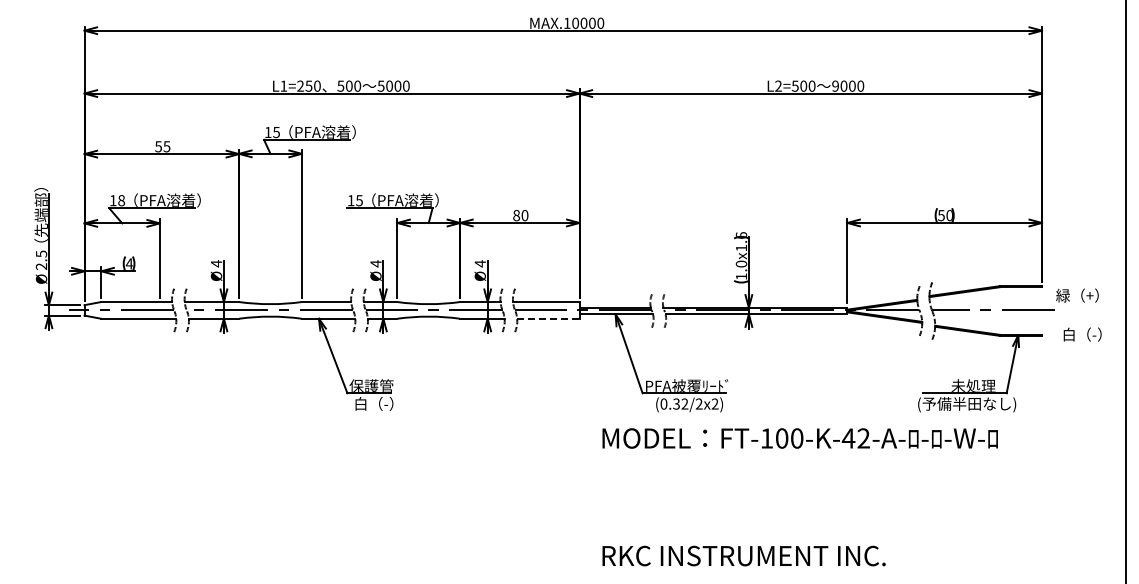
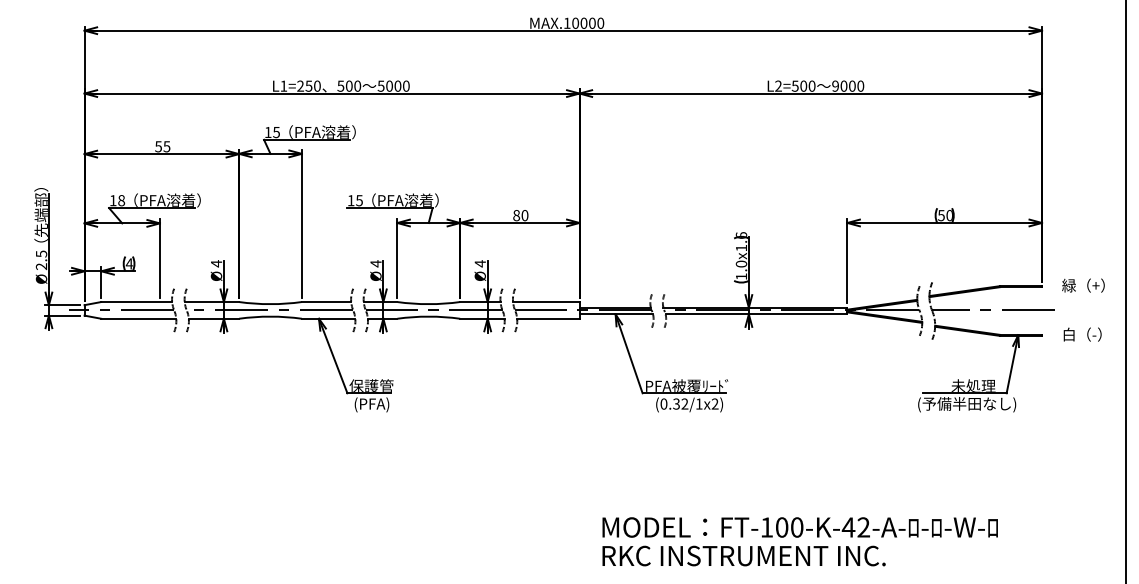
text position: (1077, 295) -> (1083, 285) (1083, 285)
line: dashed -> solid (548, 318)
text: (0.32/2x2) -> (0.32/1x2) (698, 403)
text: 白（-） -> (PFA) (373, 404)
text position: (799, 438) -> (799, 527) (799, 527)
